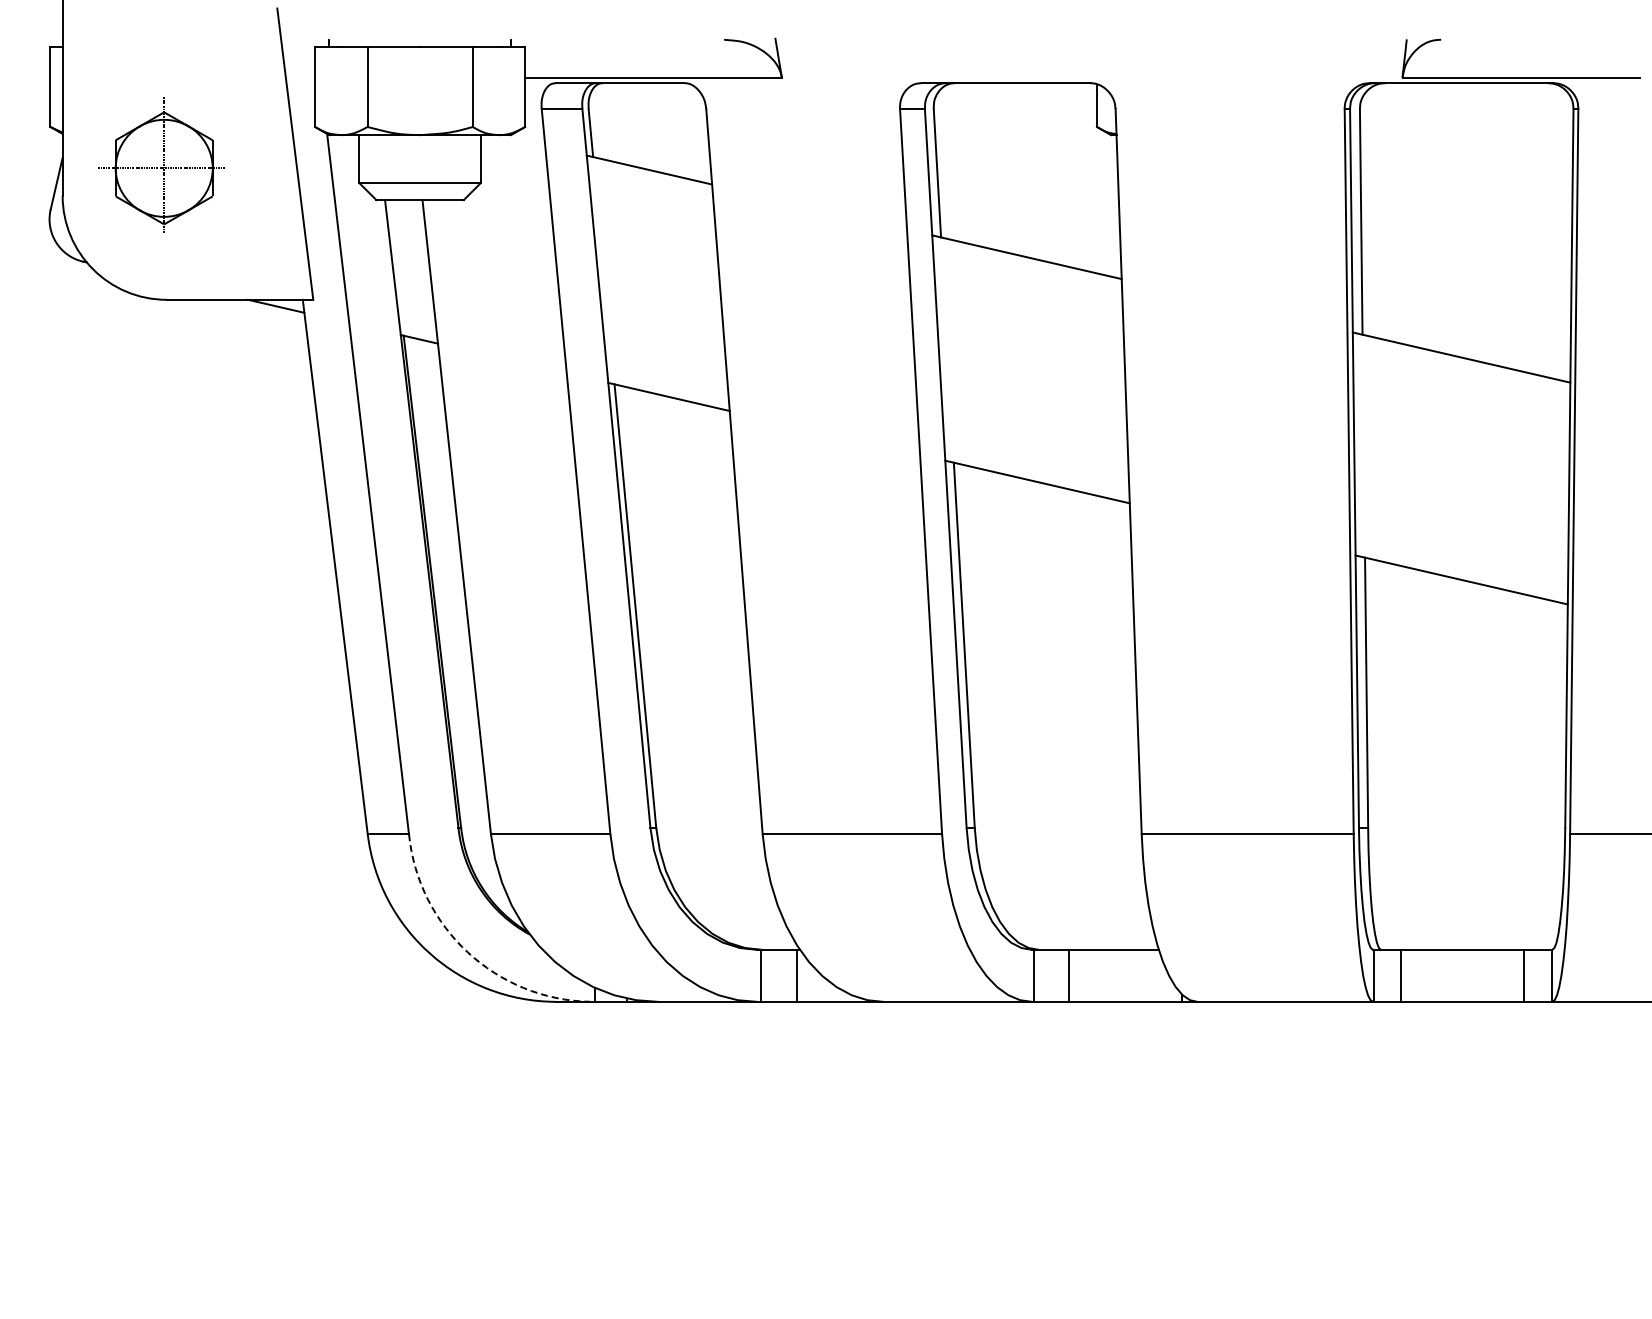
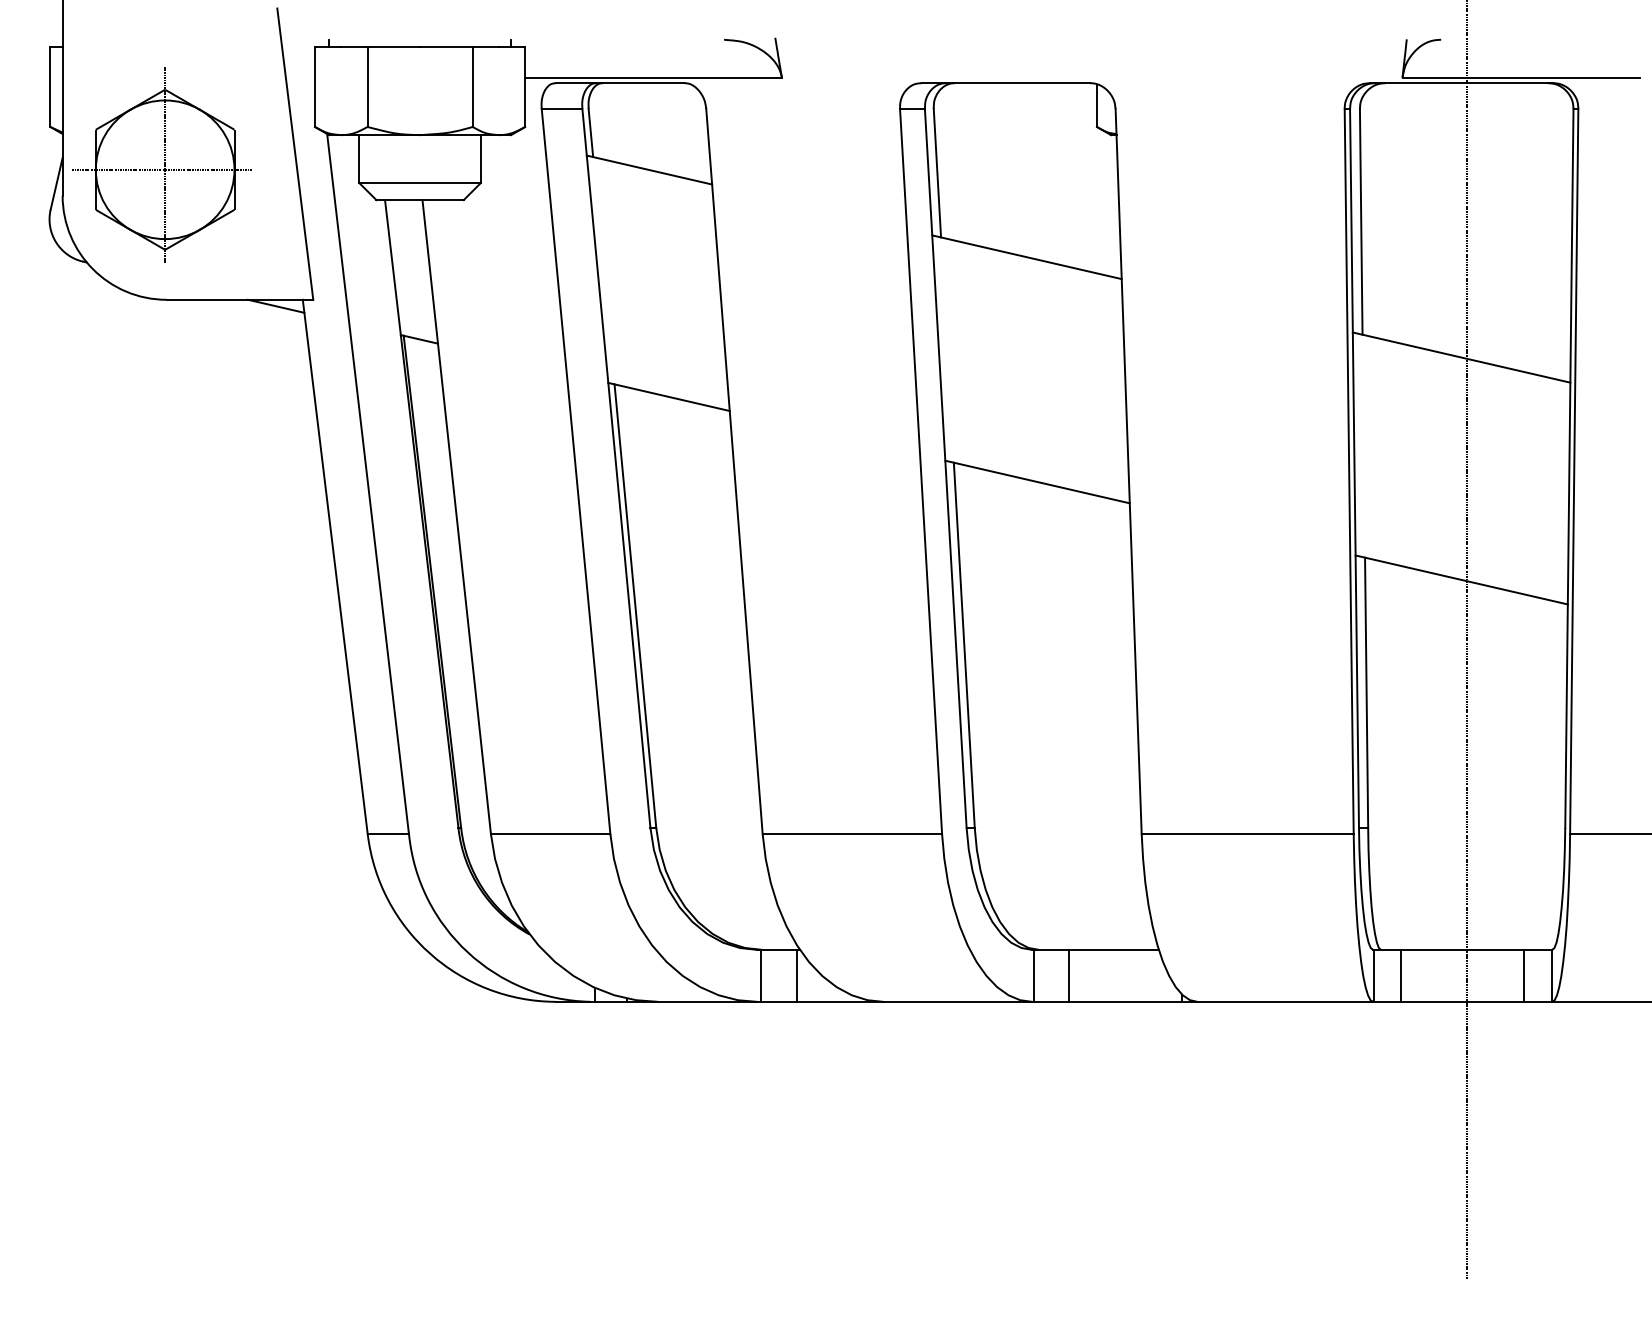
part size: 127x136 px -> 180x196 px (161, 164)
line: none -> present (1466, 640)
arc: dashed -> solid (467, 952)
